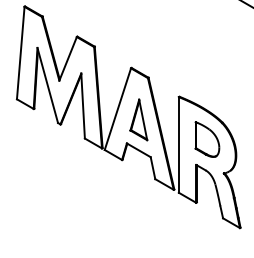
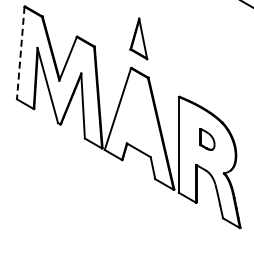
line: solid -> dashed (20, 53)
part position: (138, 119) -> (138, 38) (138, 38)
part size: 27x37 px -> 17x23 px (207, 139)
